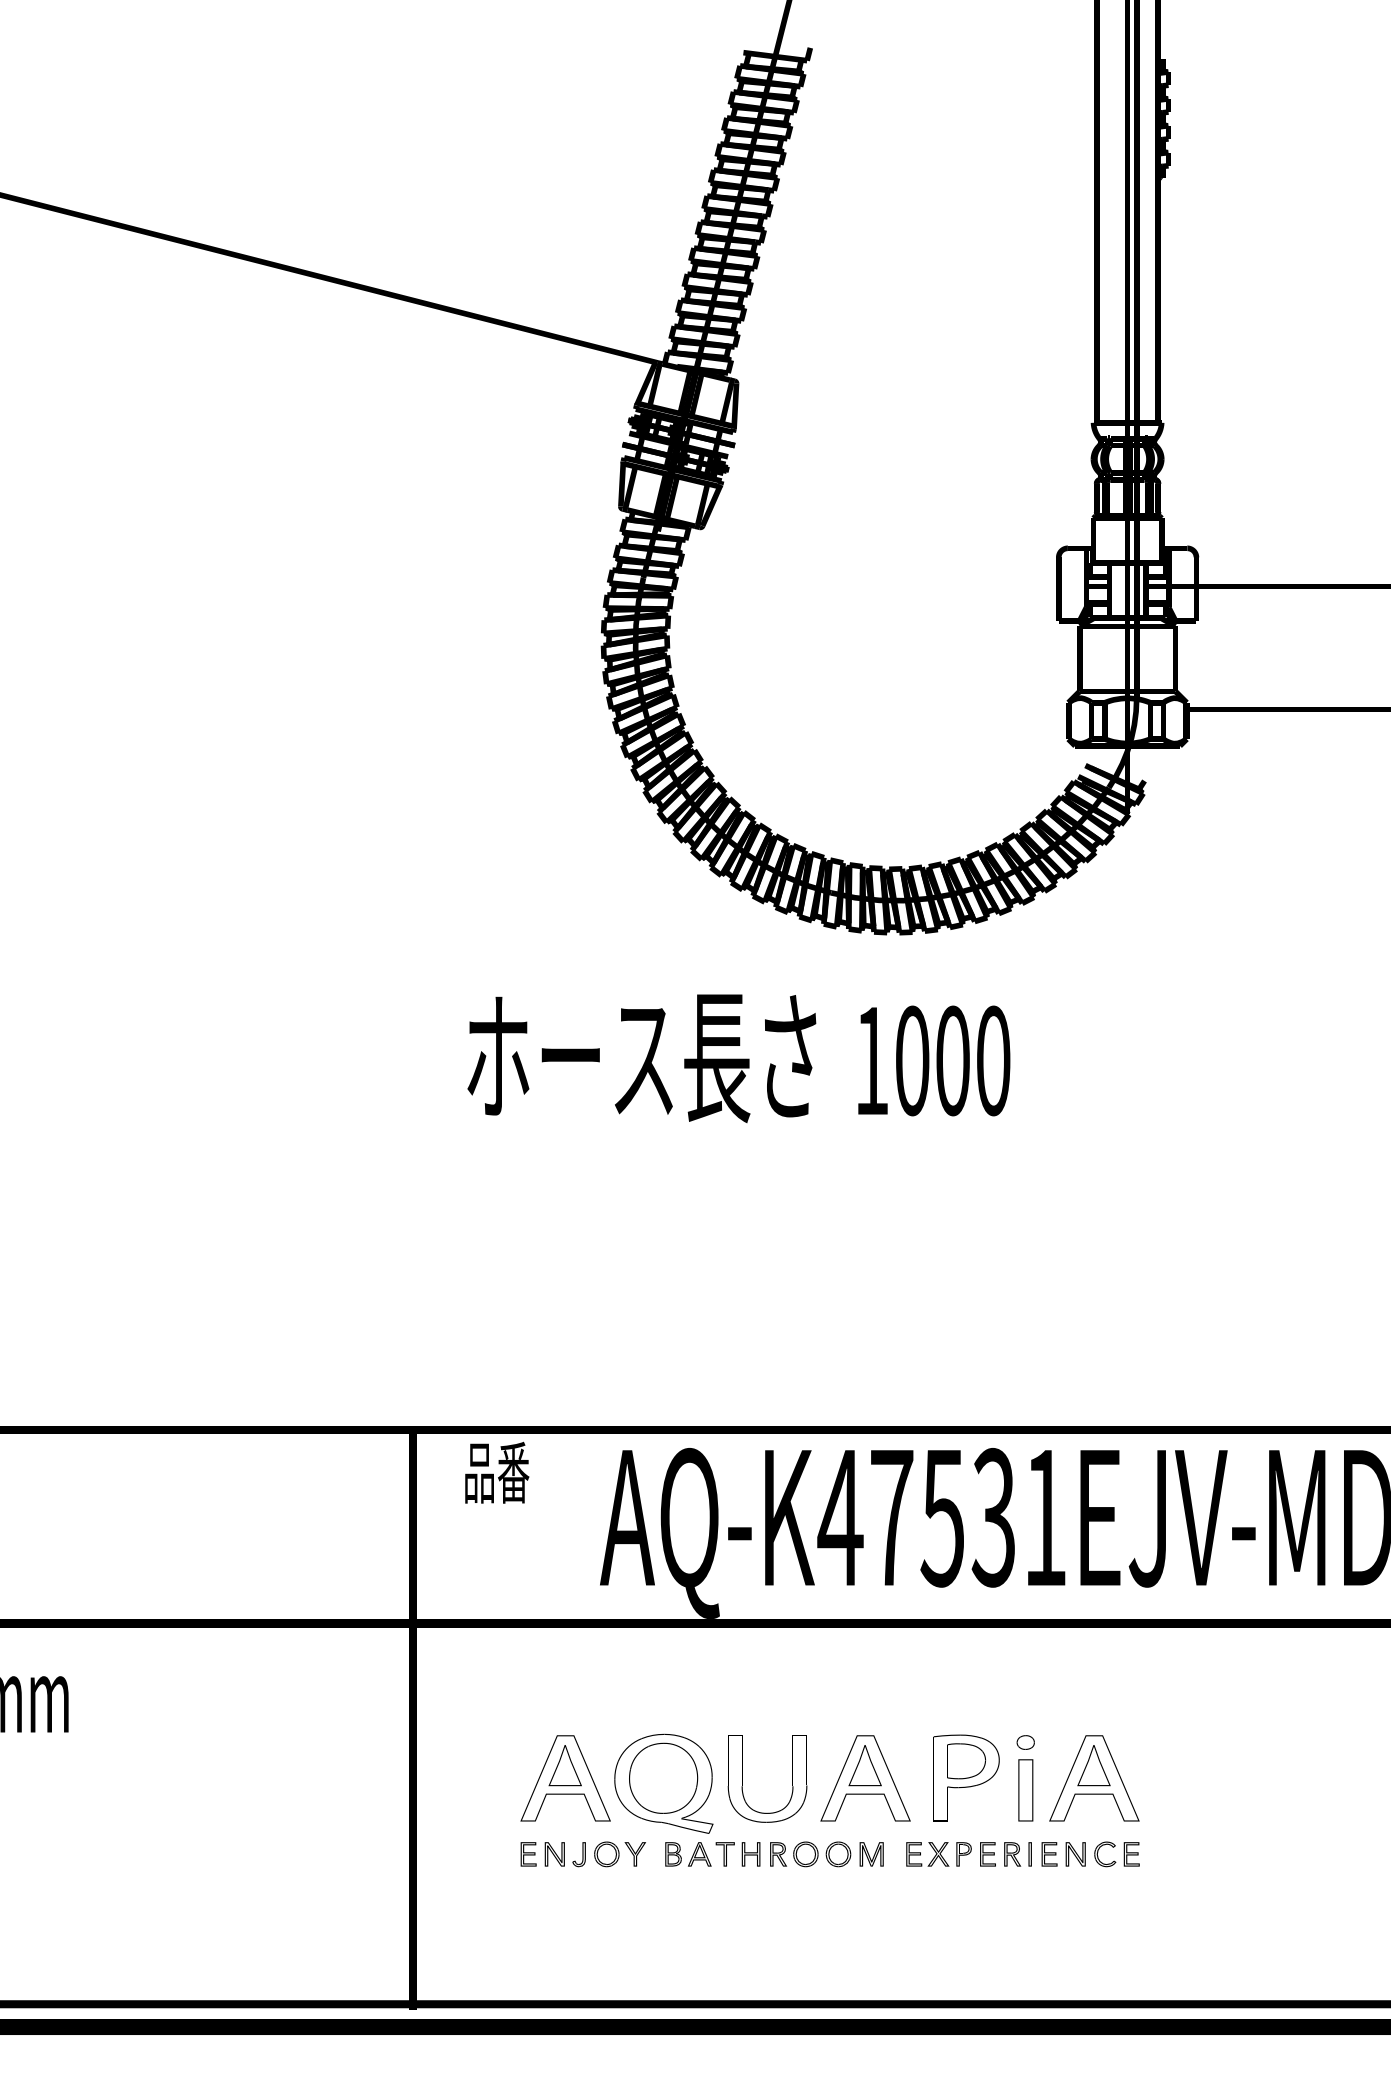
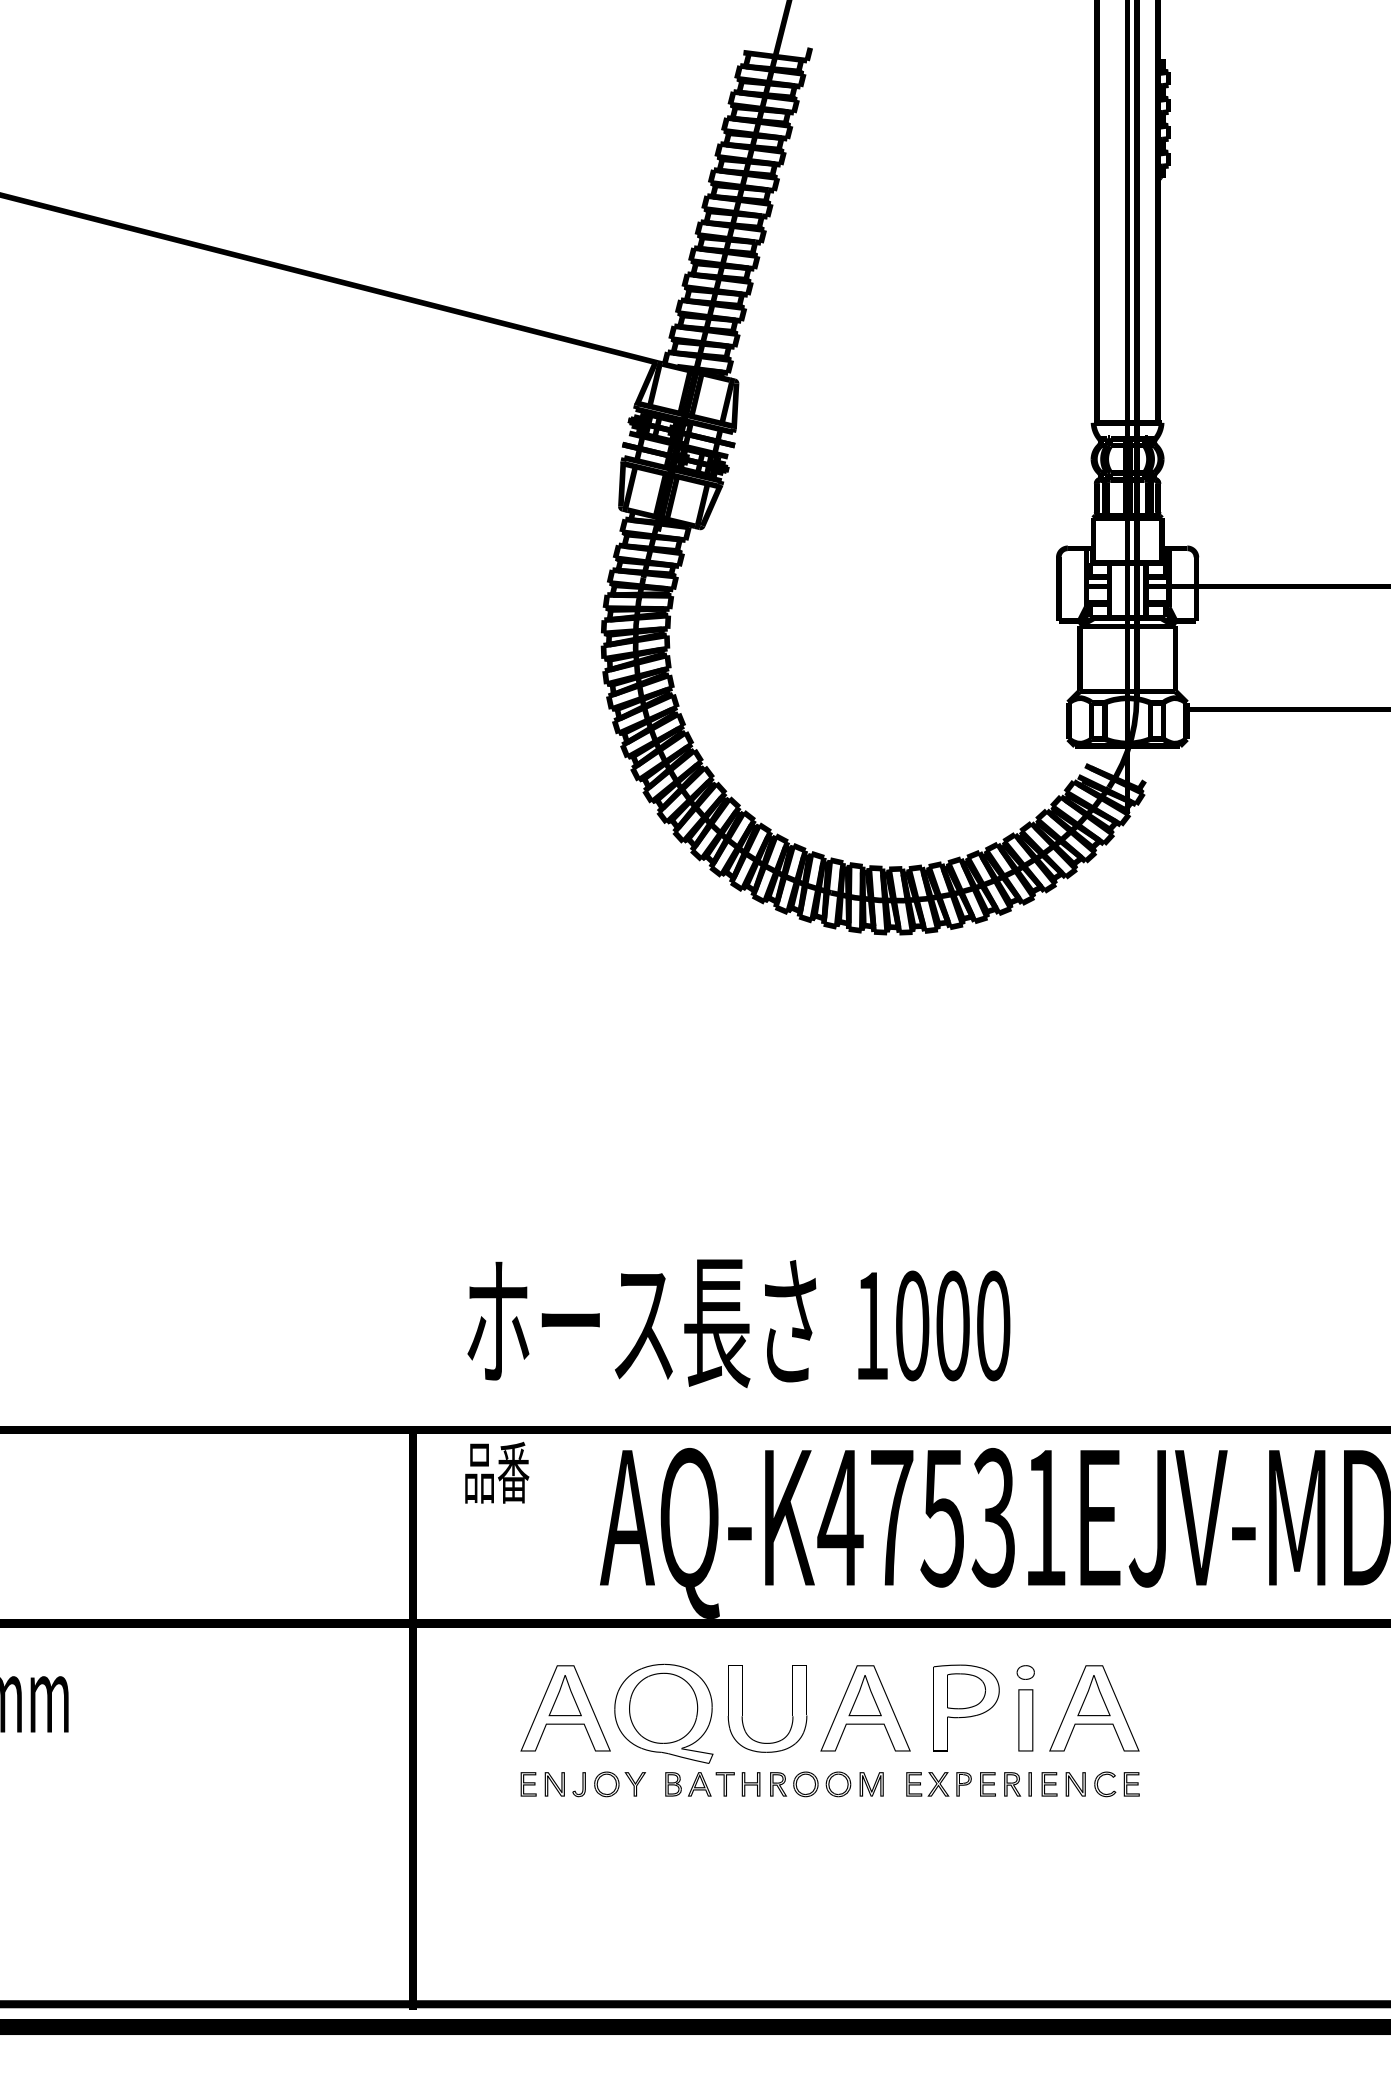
text position: (738, 1058) -> (738, 1323) (738, 1323)
part position: (829, 1800) -> (829, 1730) (829, 1730)
